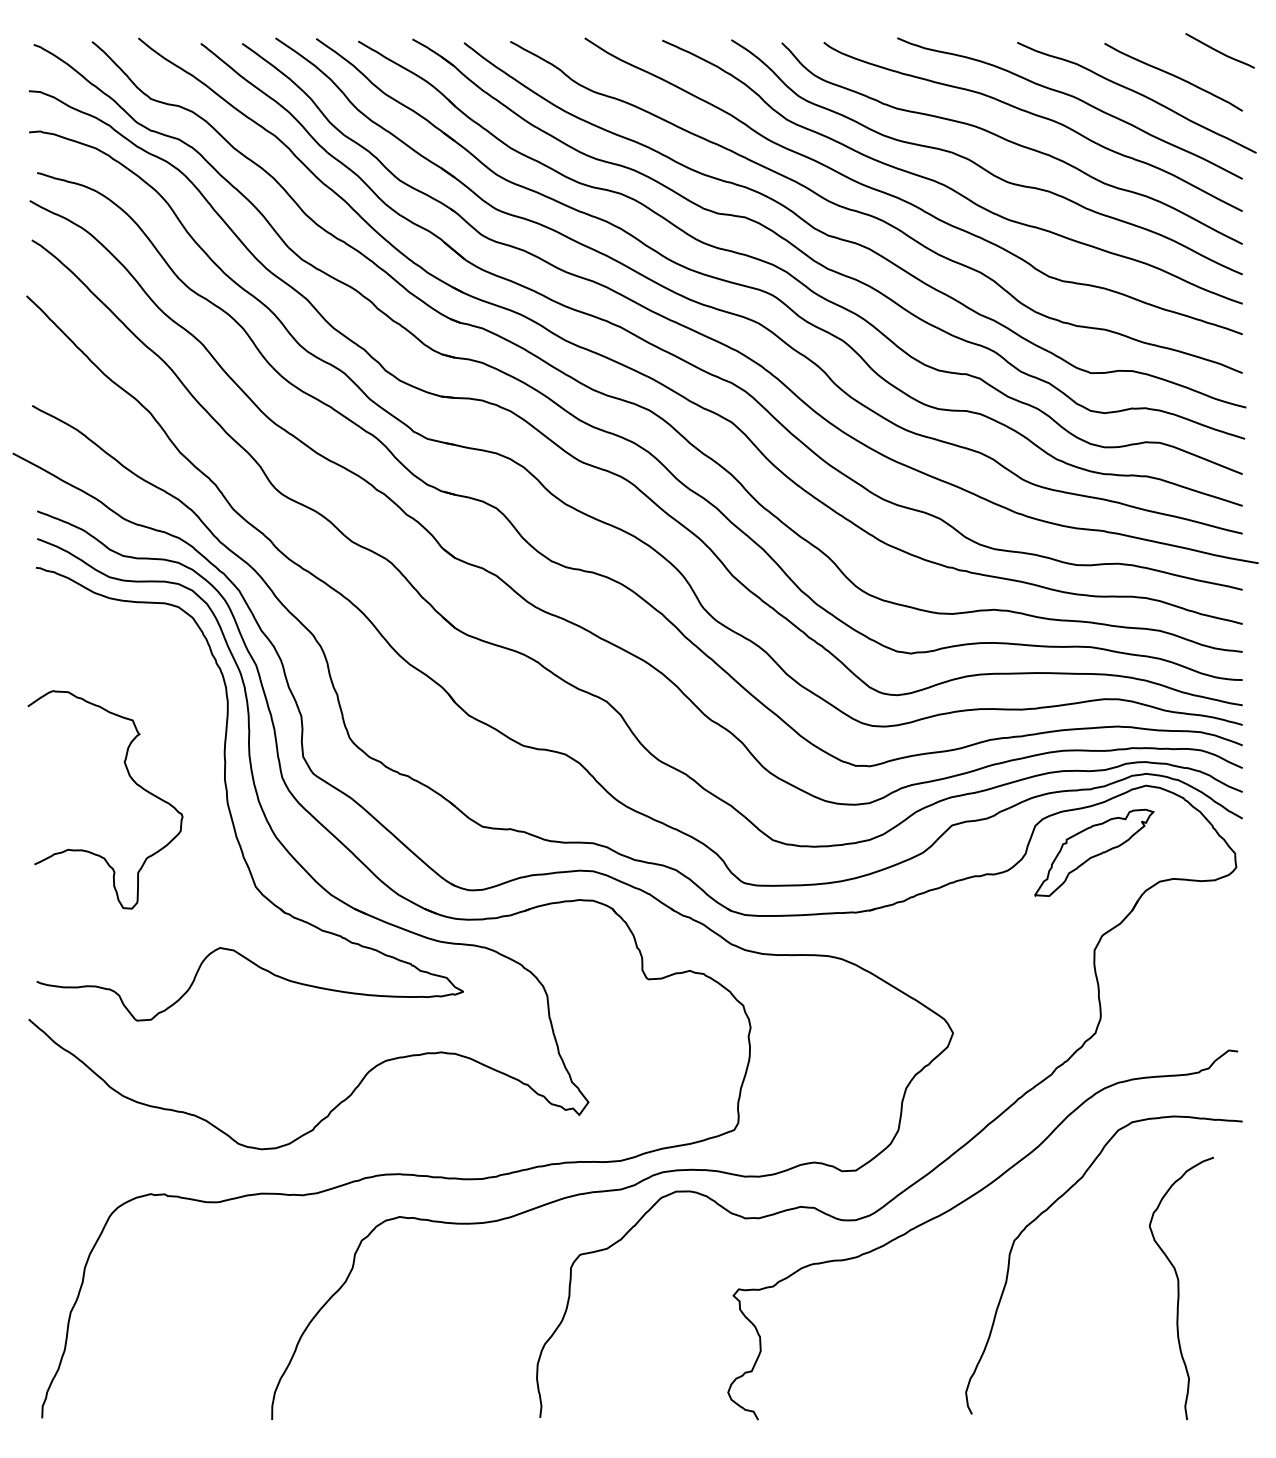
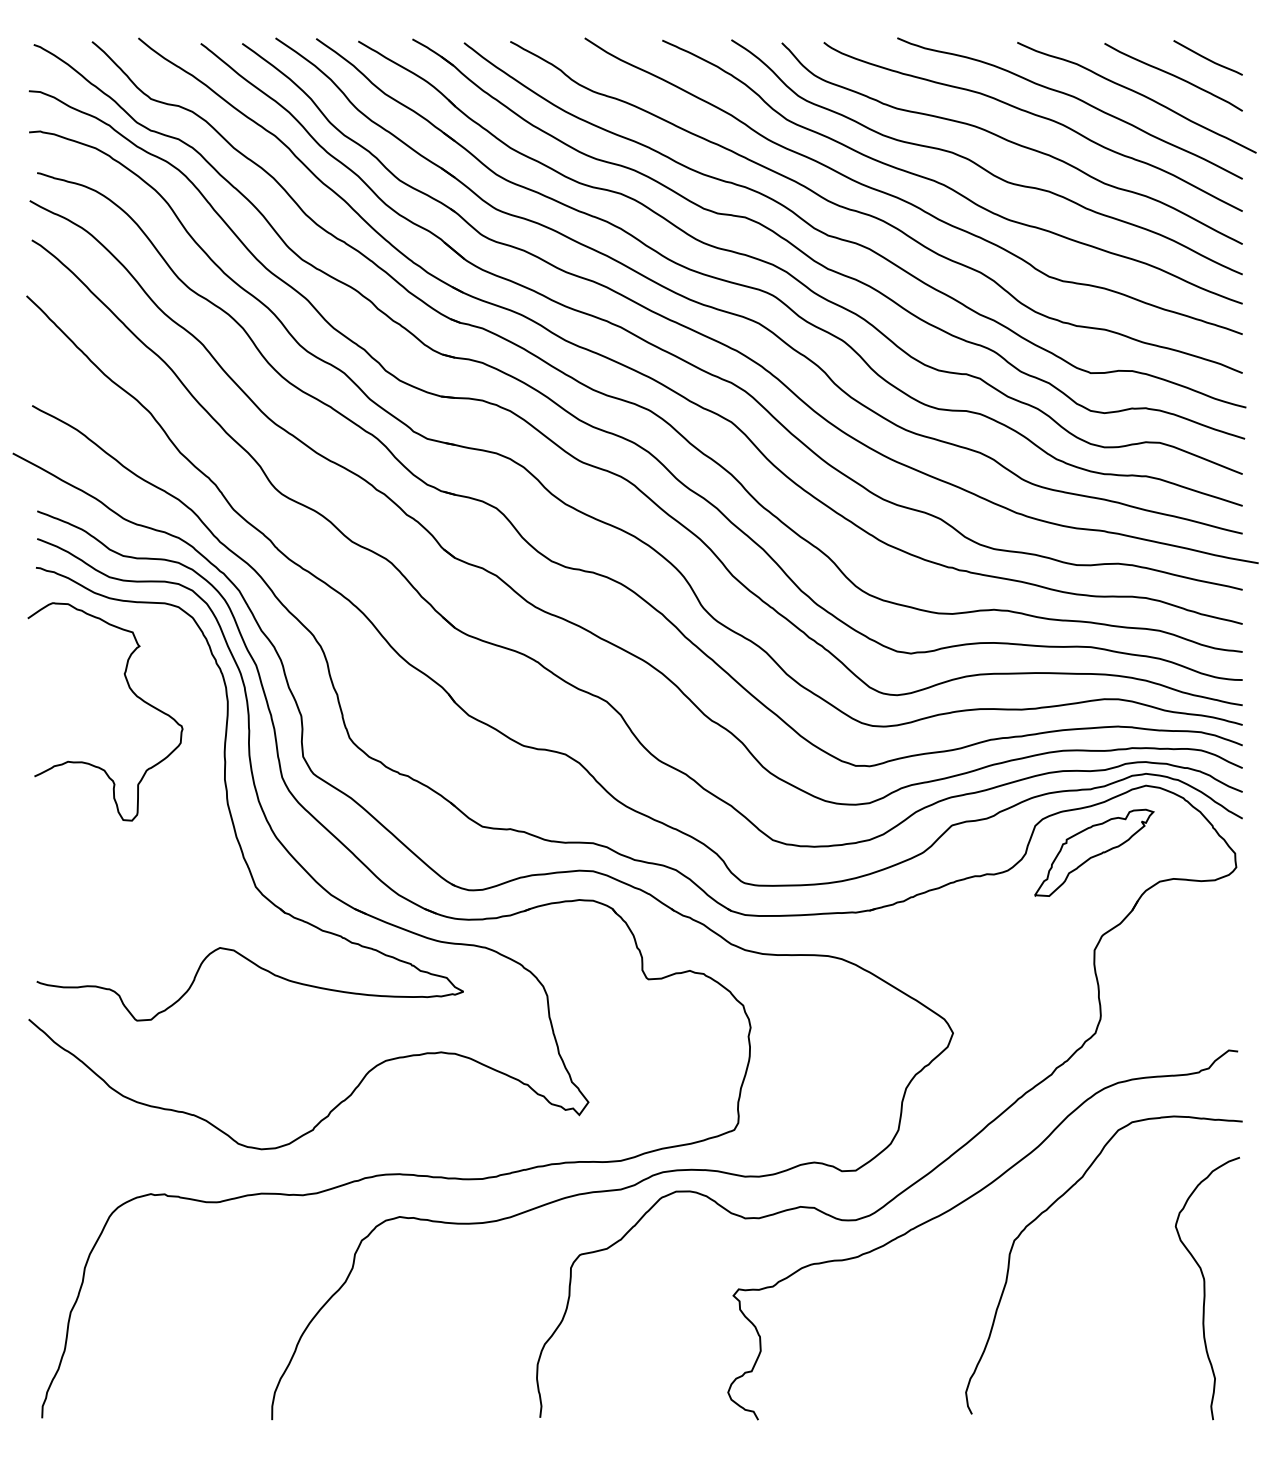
curve position: (1218, 50) -> (1206, 57) (1206, 57)
curve position: (129, 777) -> (129, 689) (129, 689)
curve position: (1179, 1288) -> (1205, 1288) (1205, 1288)
